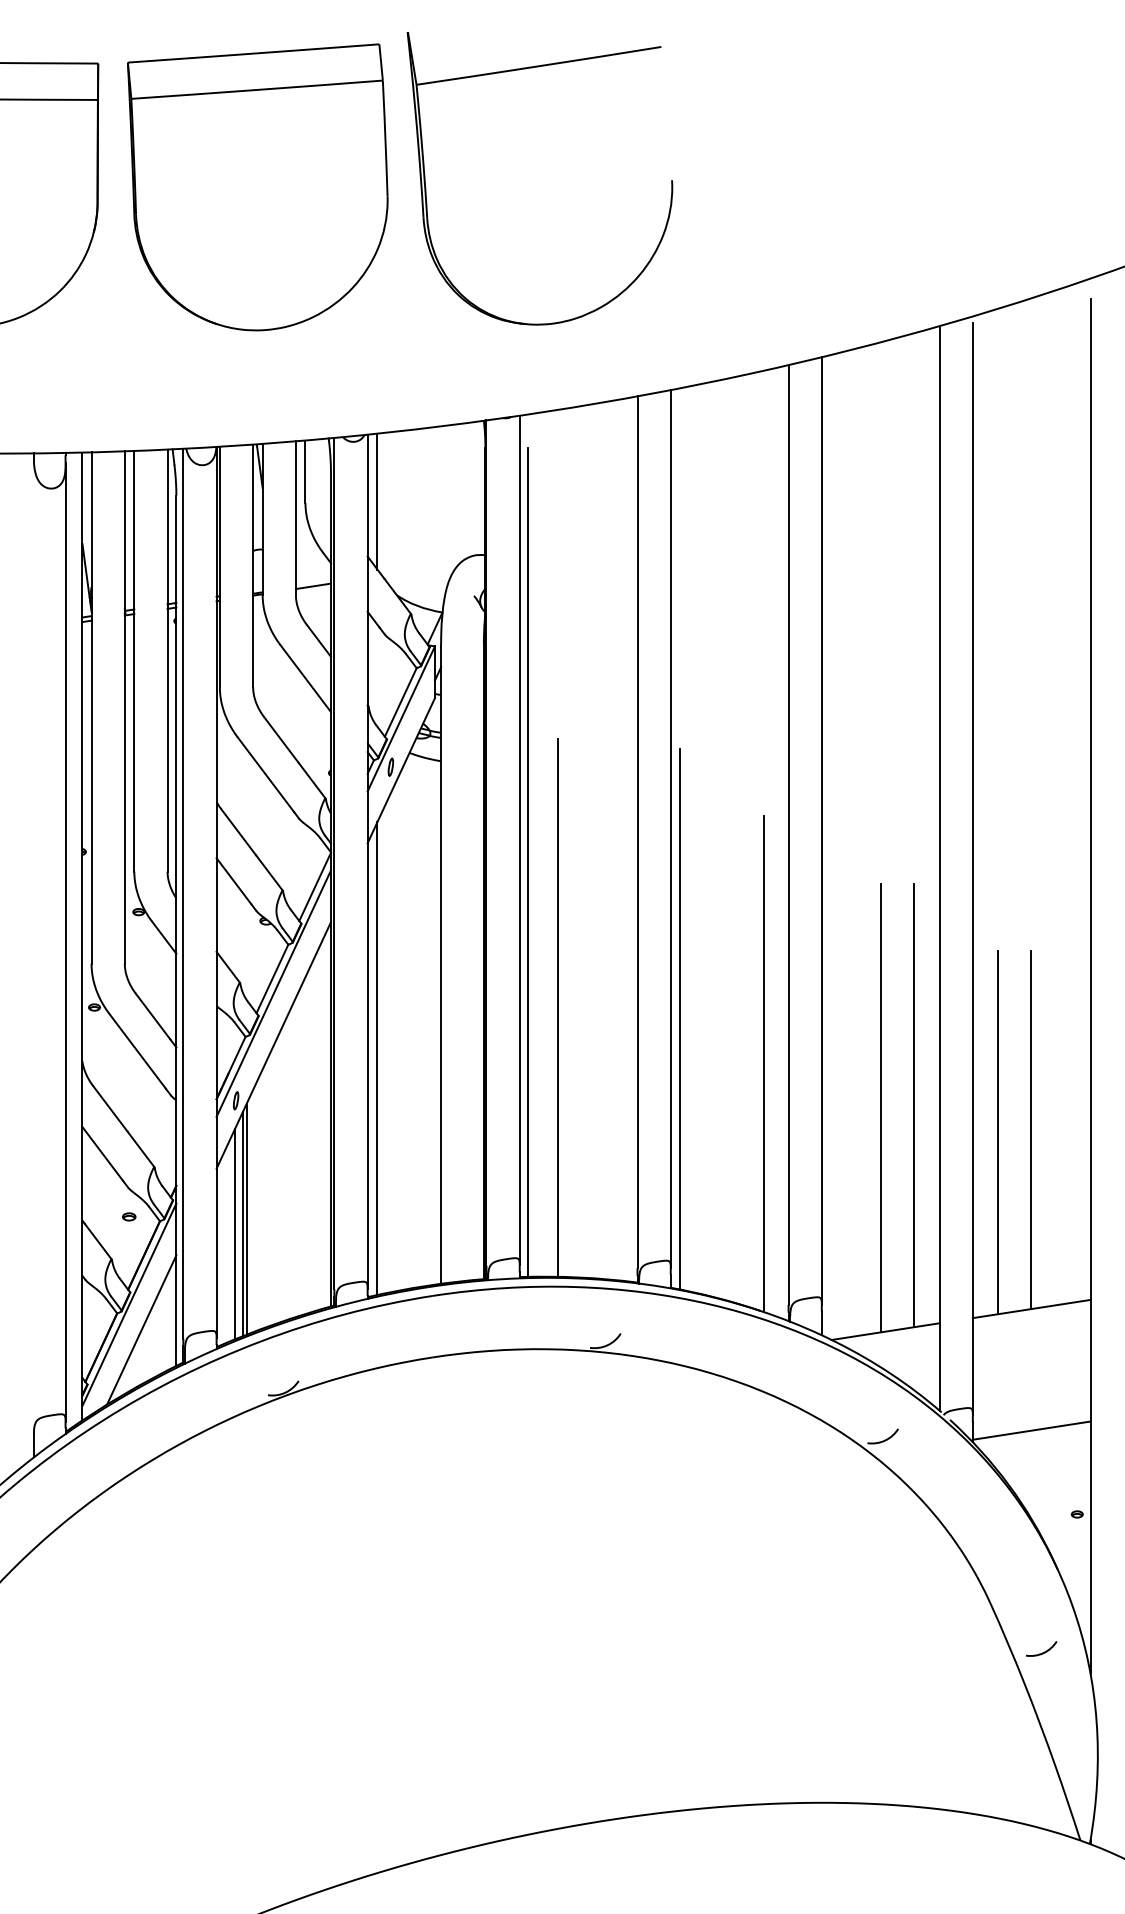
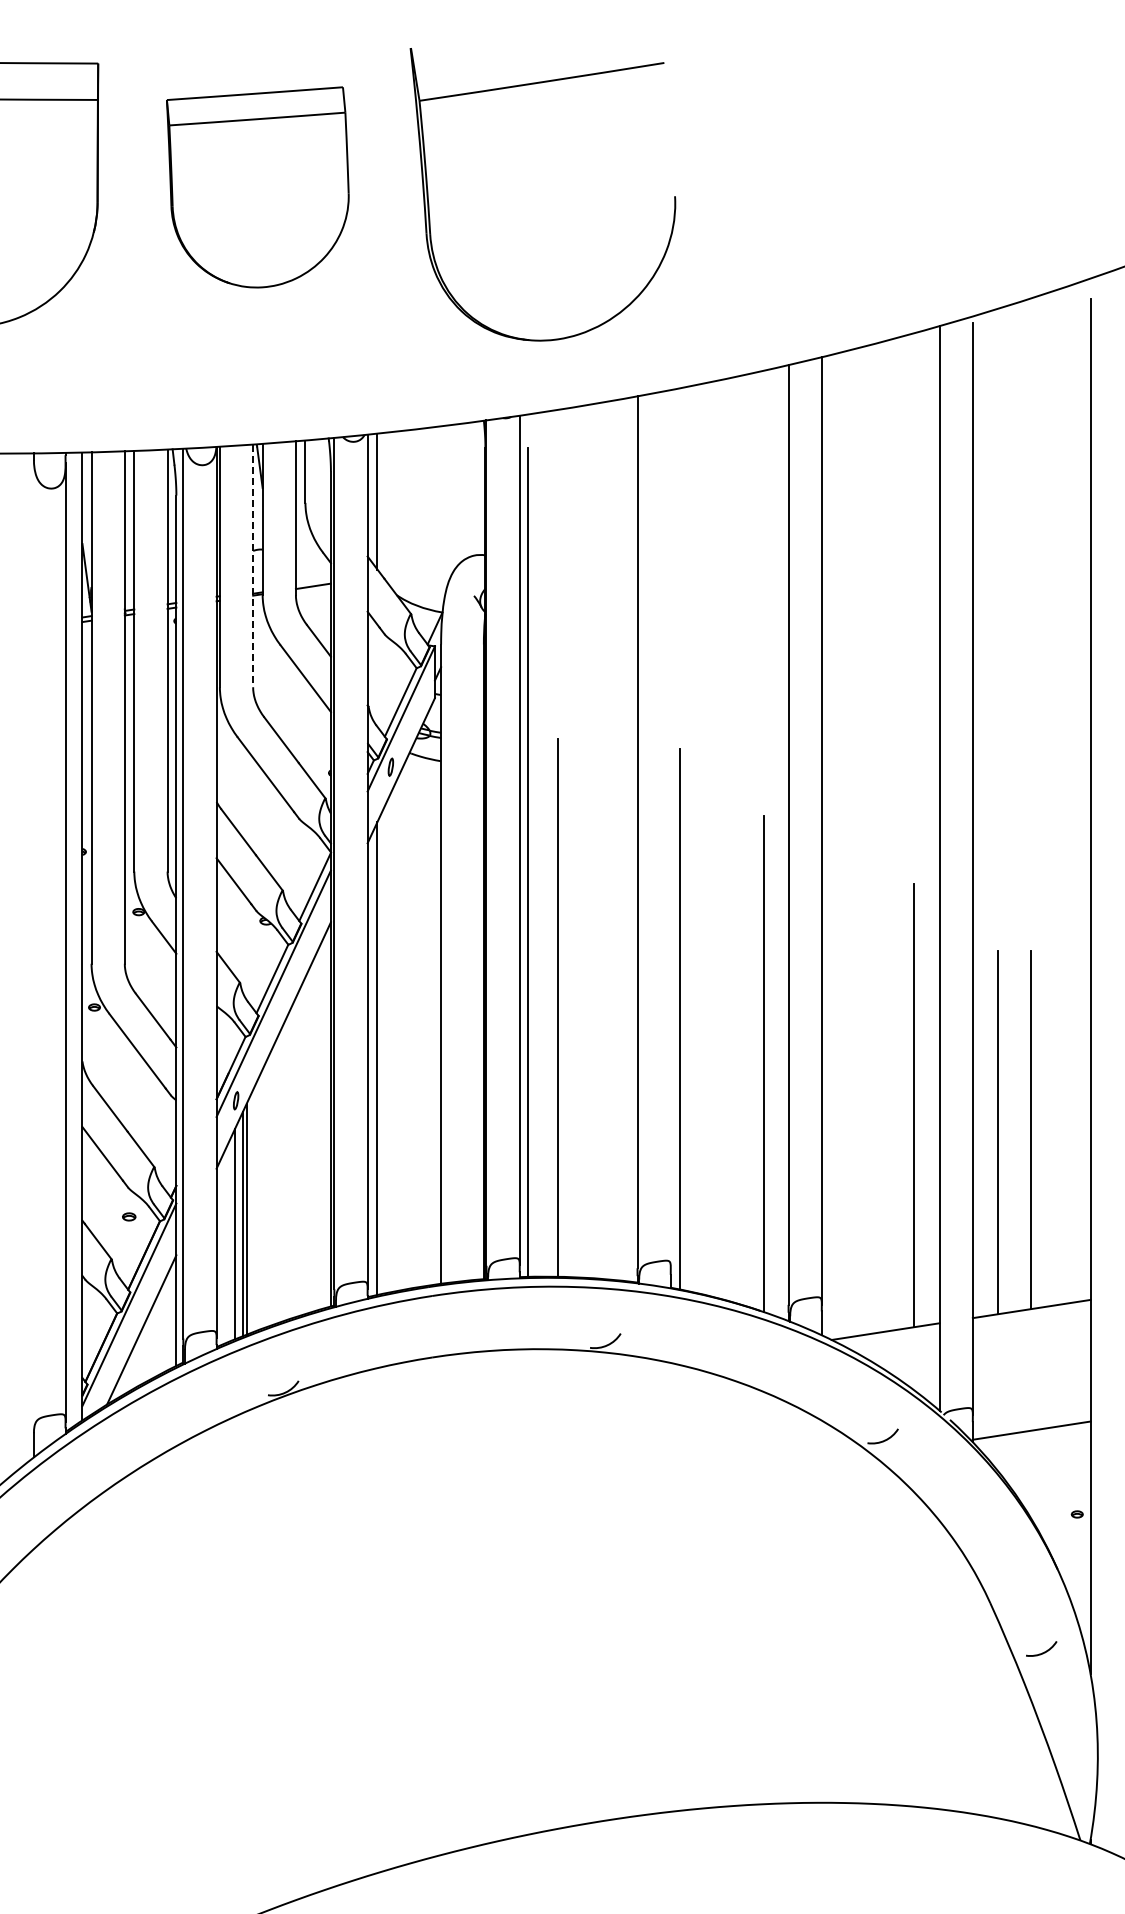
part position: (526, 69) -> (529, 85) (529, 85)
part size: 262x289 px -> 184x203 px (257, 187)
line: solid -> dashed (253, 566)
line: present -> none (670, 828)
line: present -> none (880, 1107)
